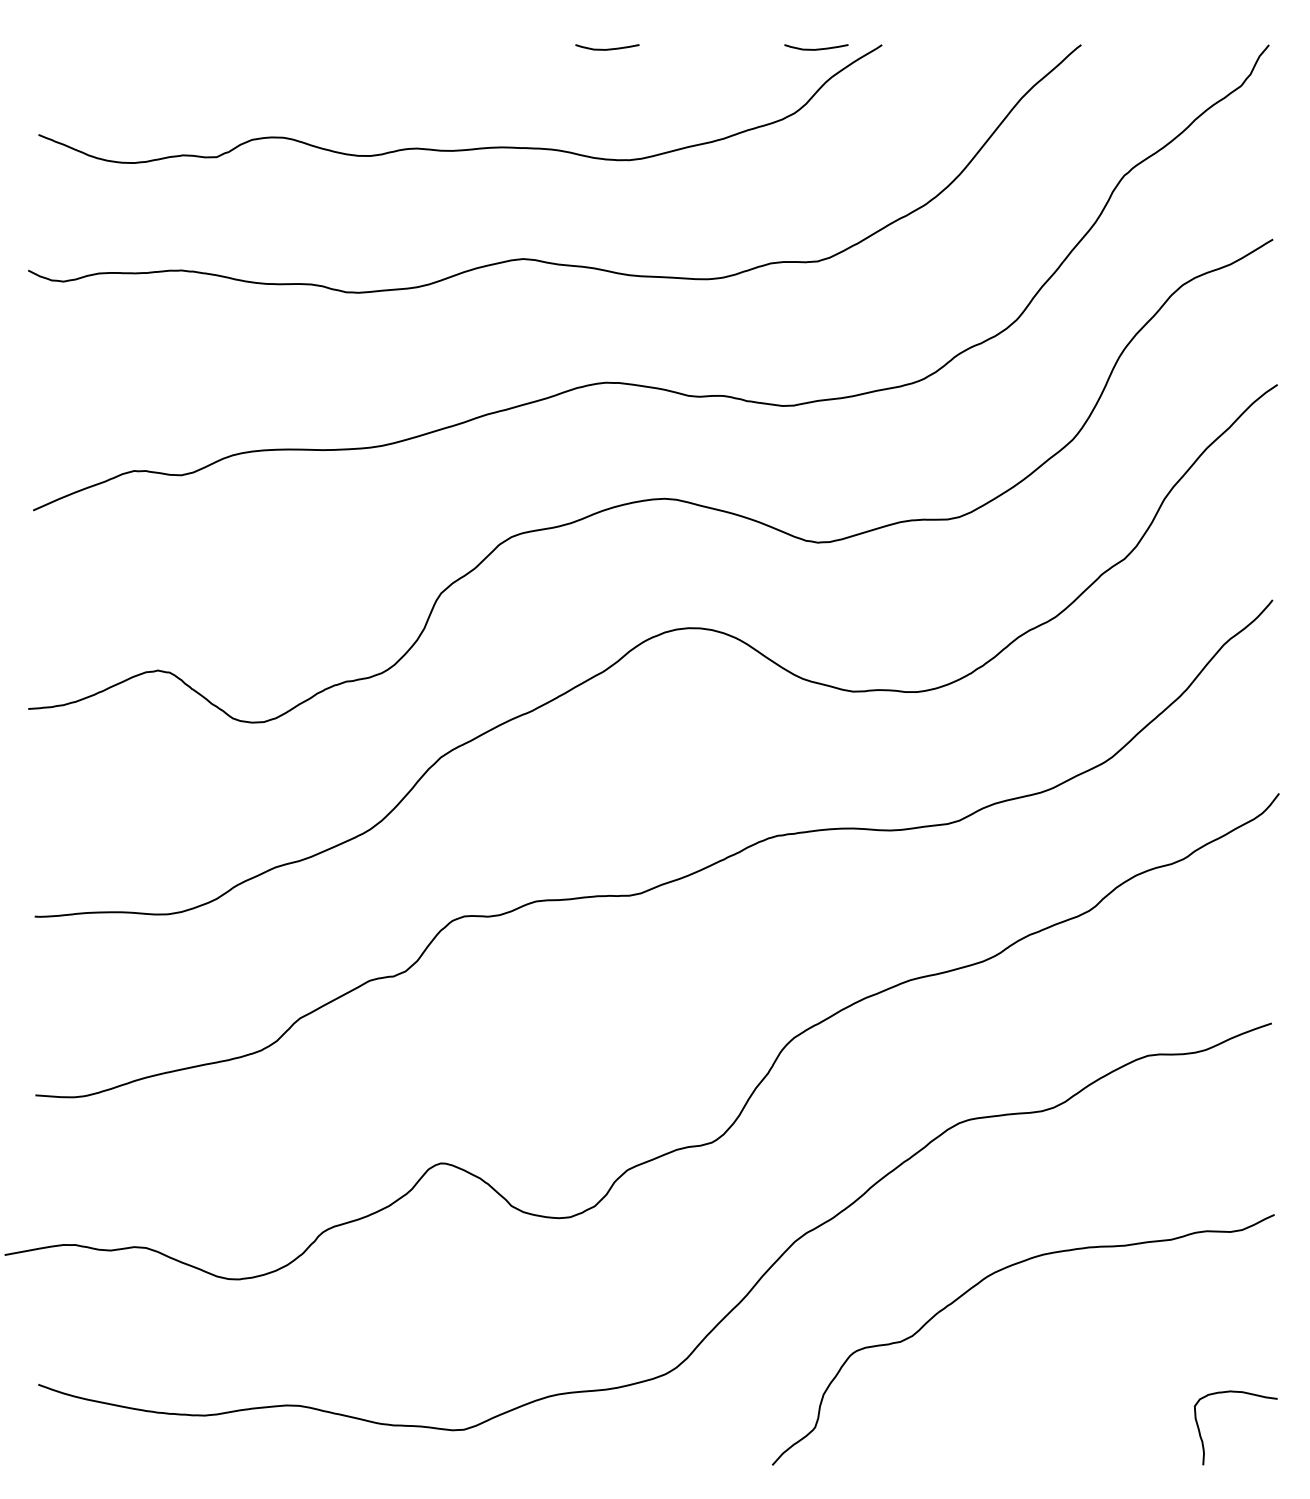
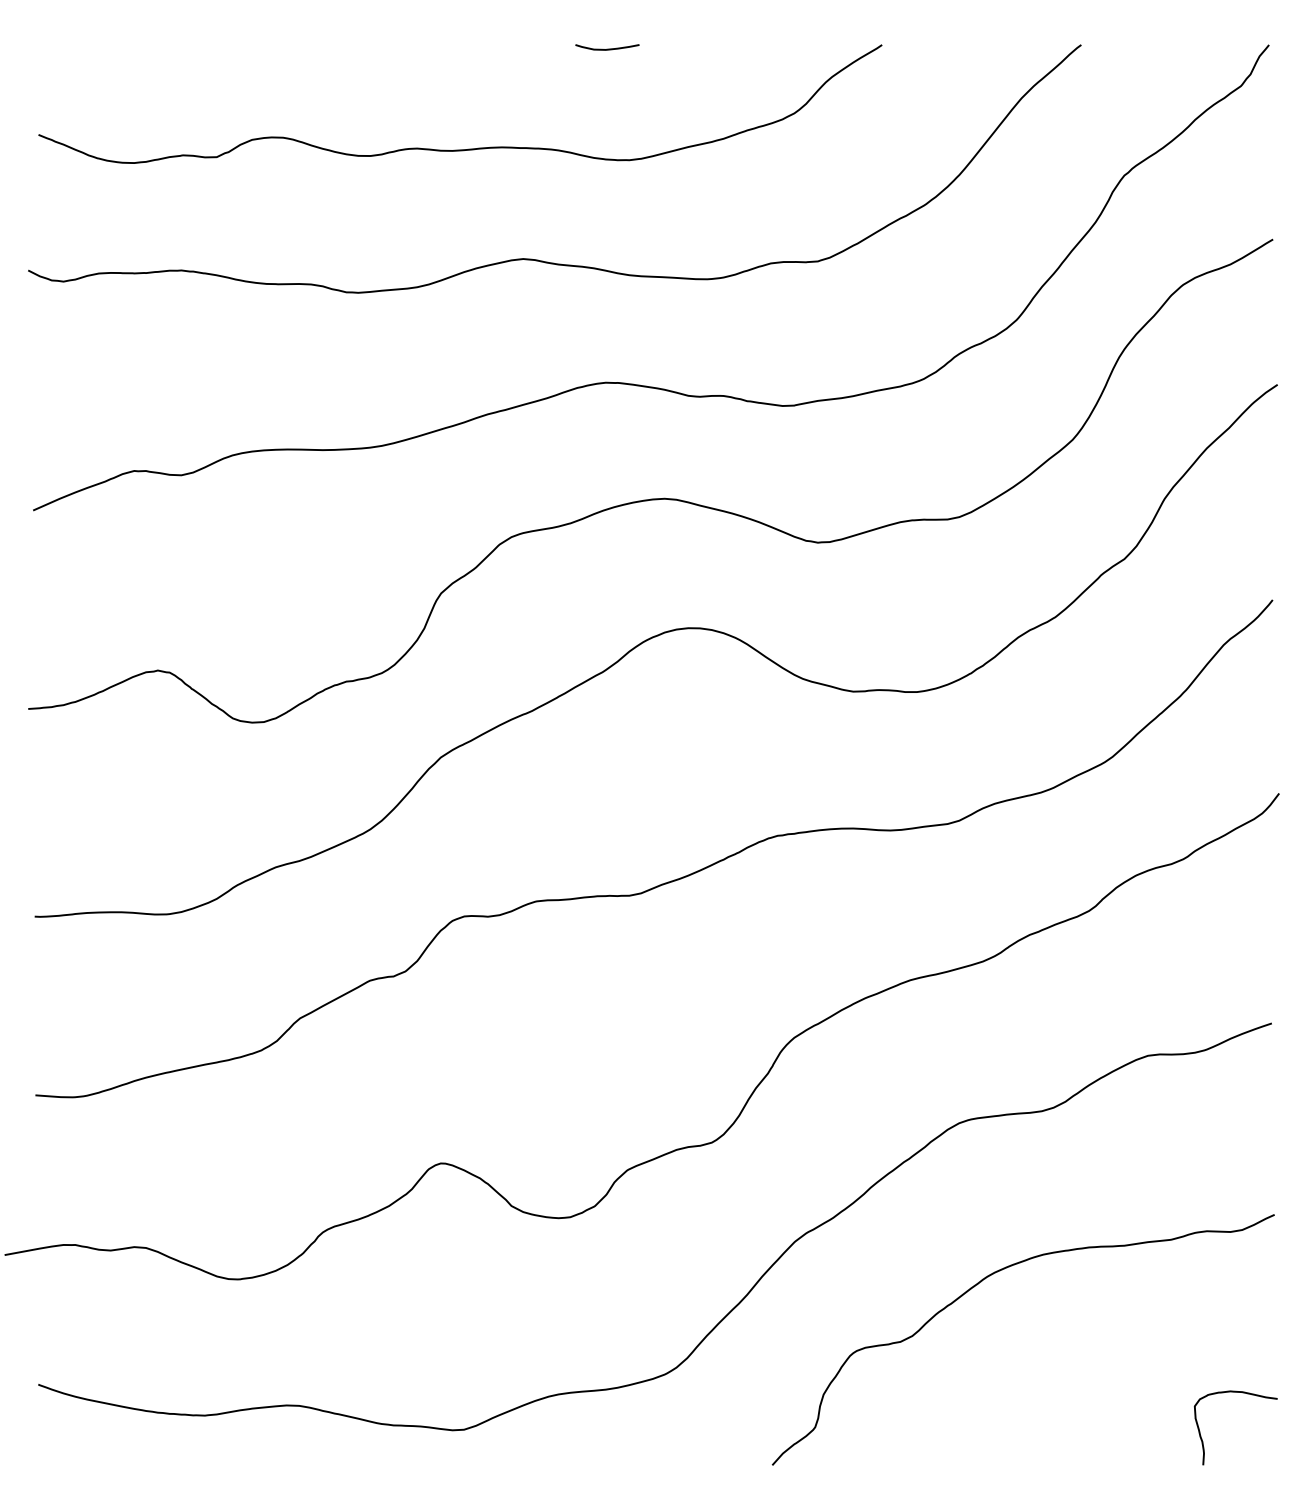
curve: present -> none (816, 48)
